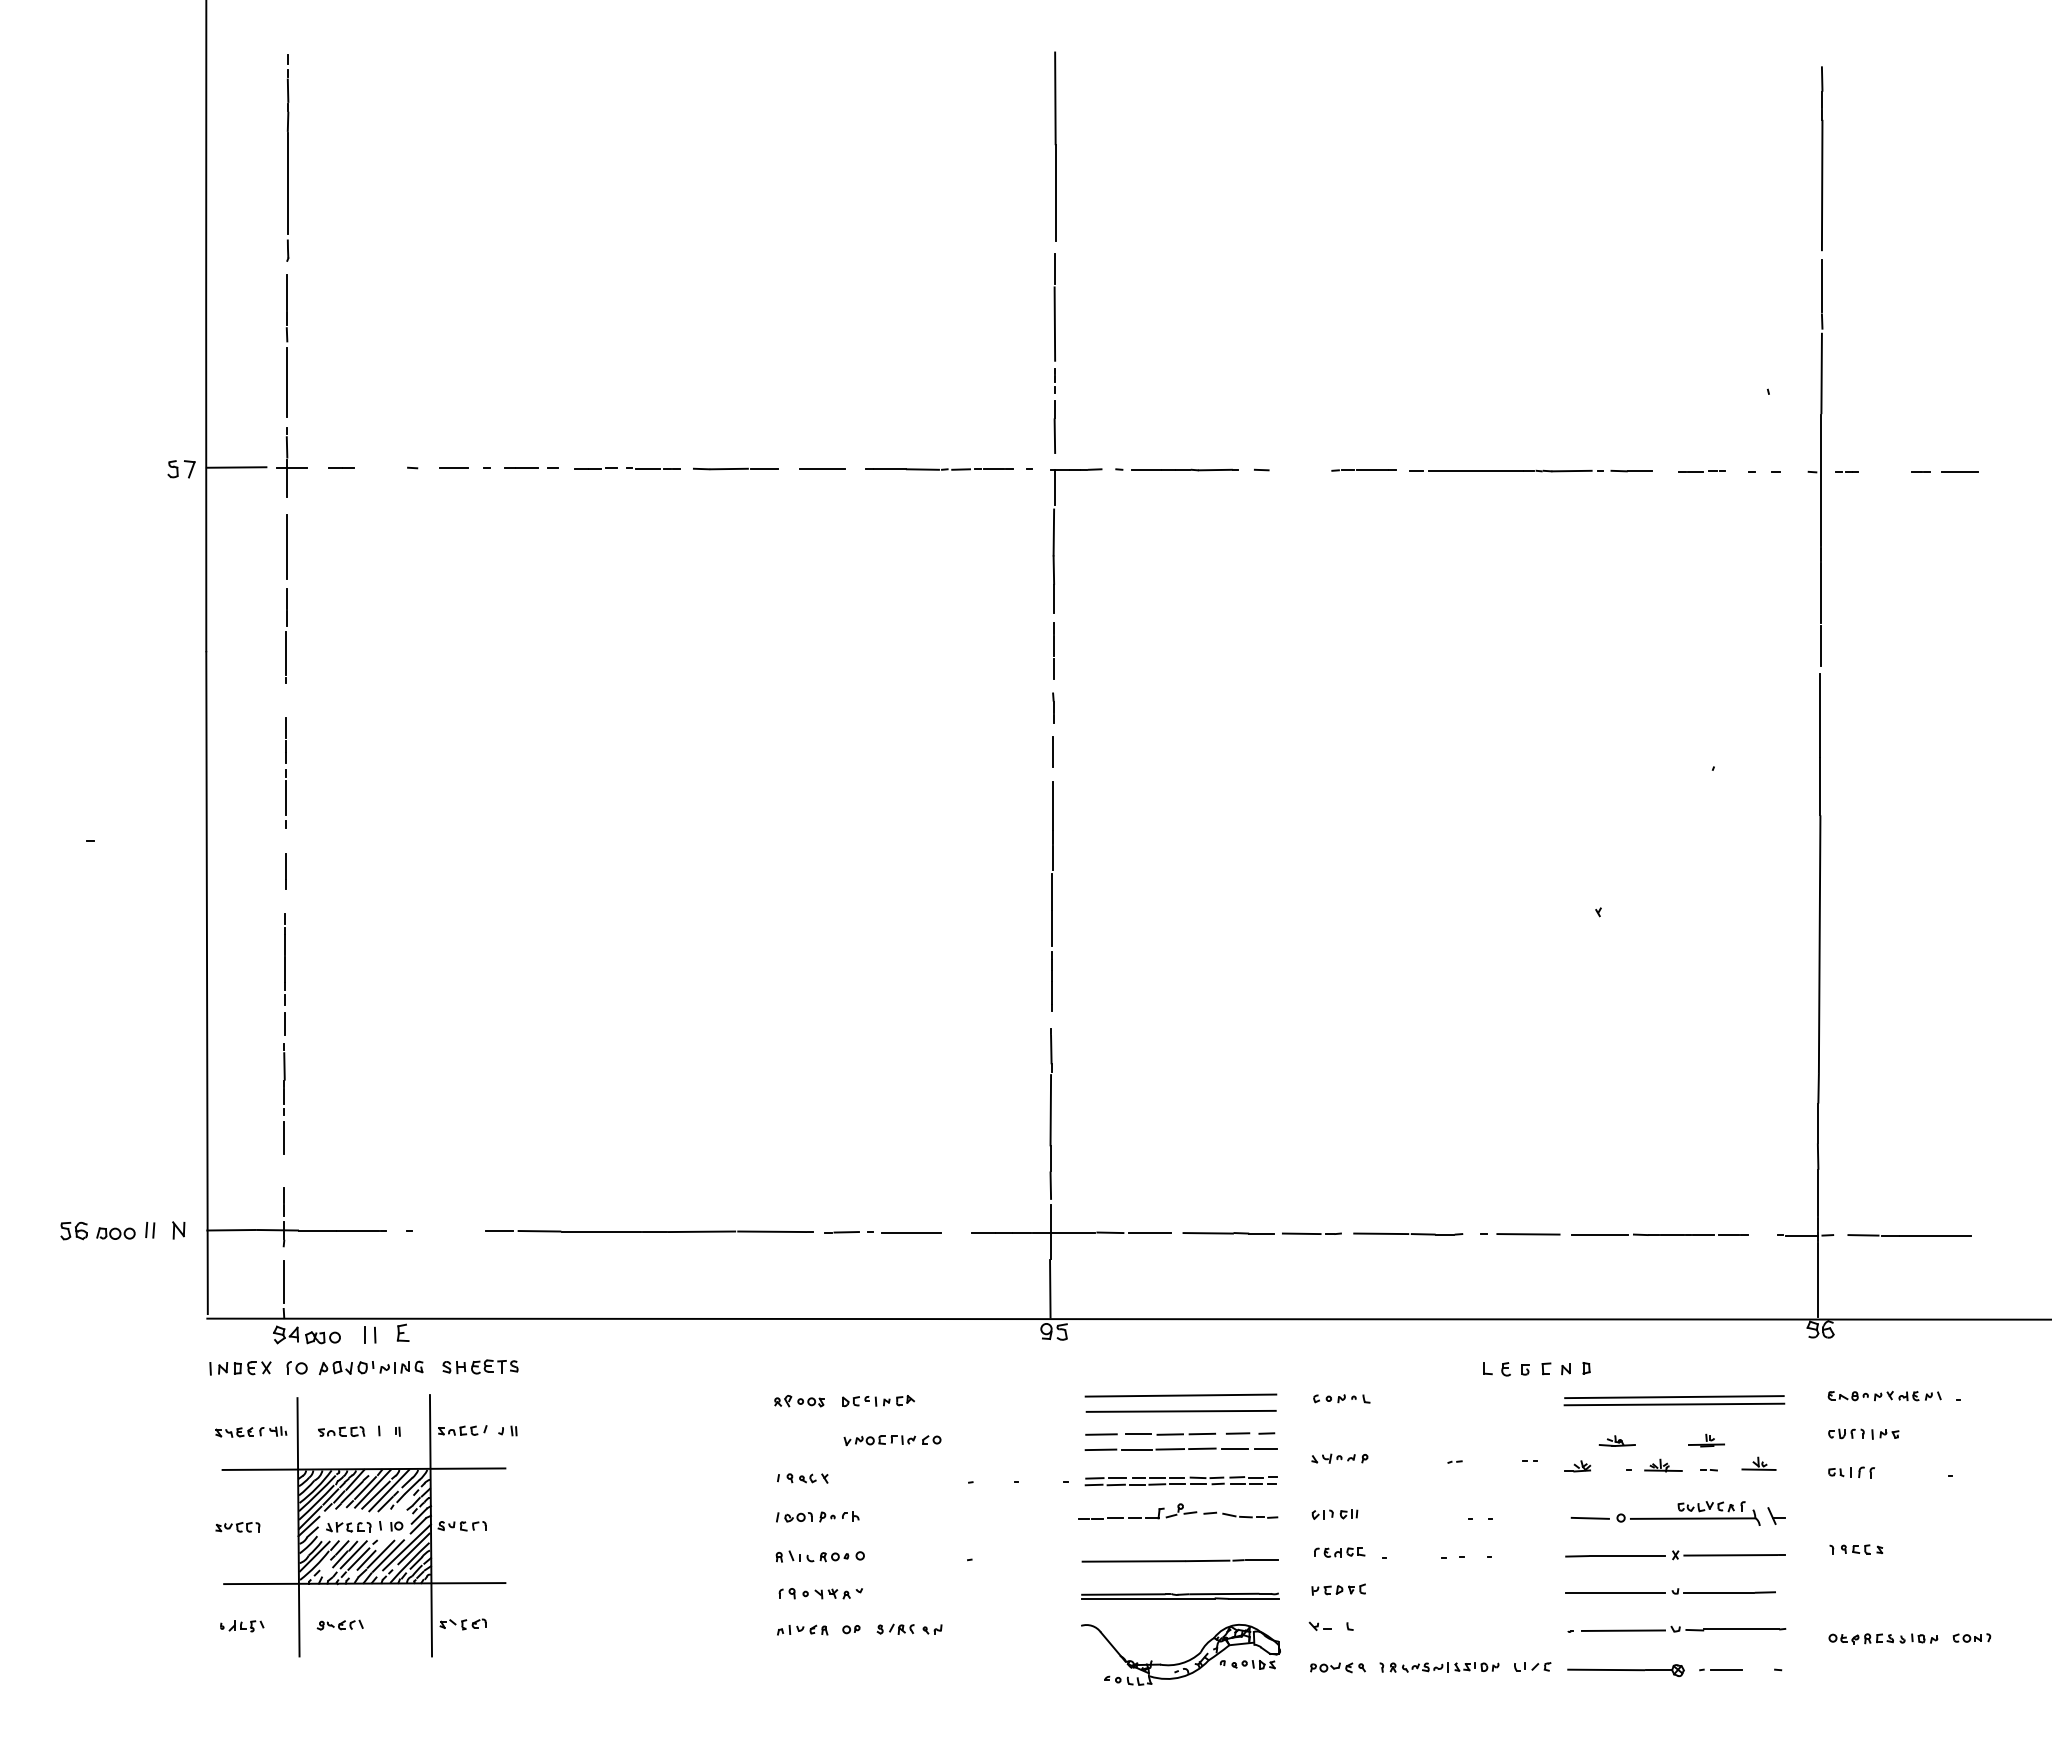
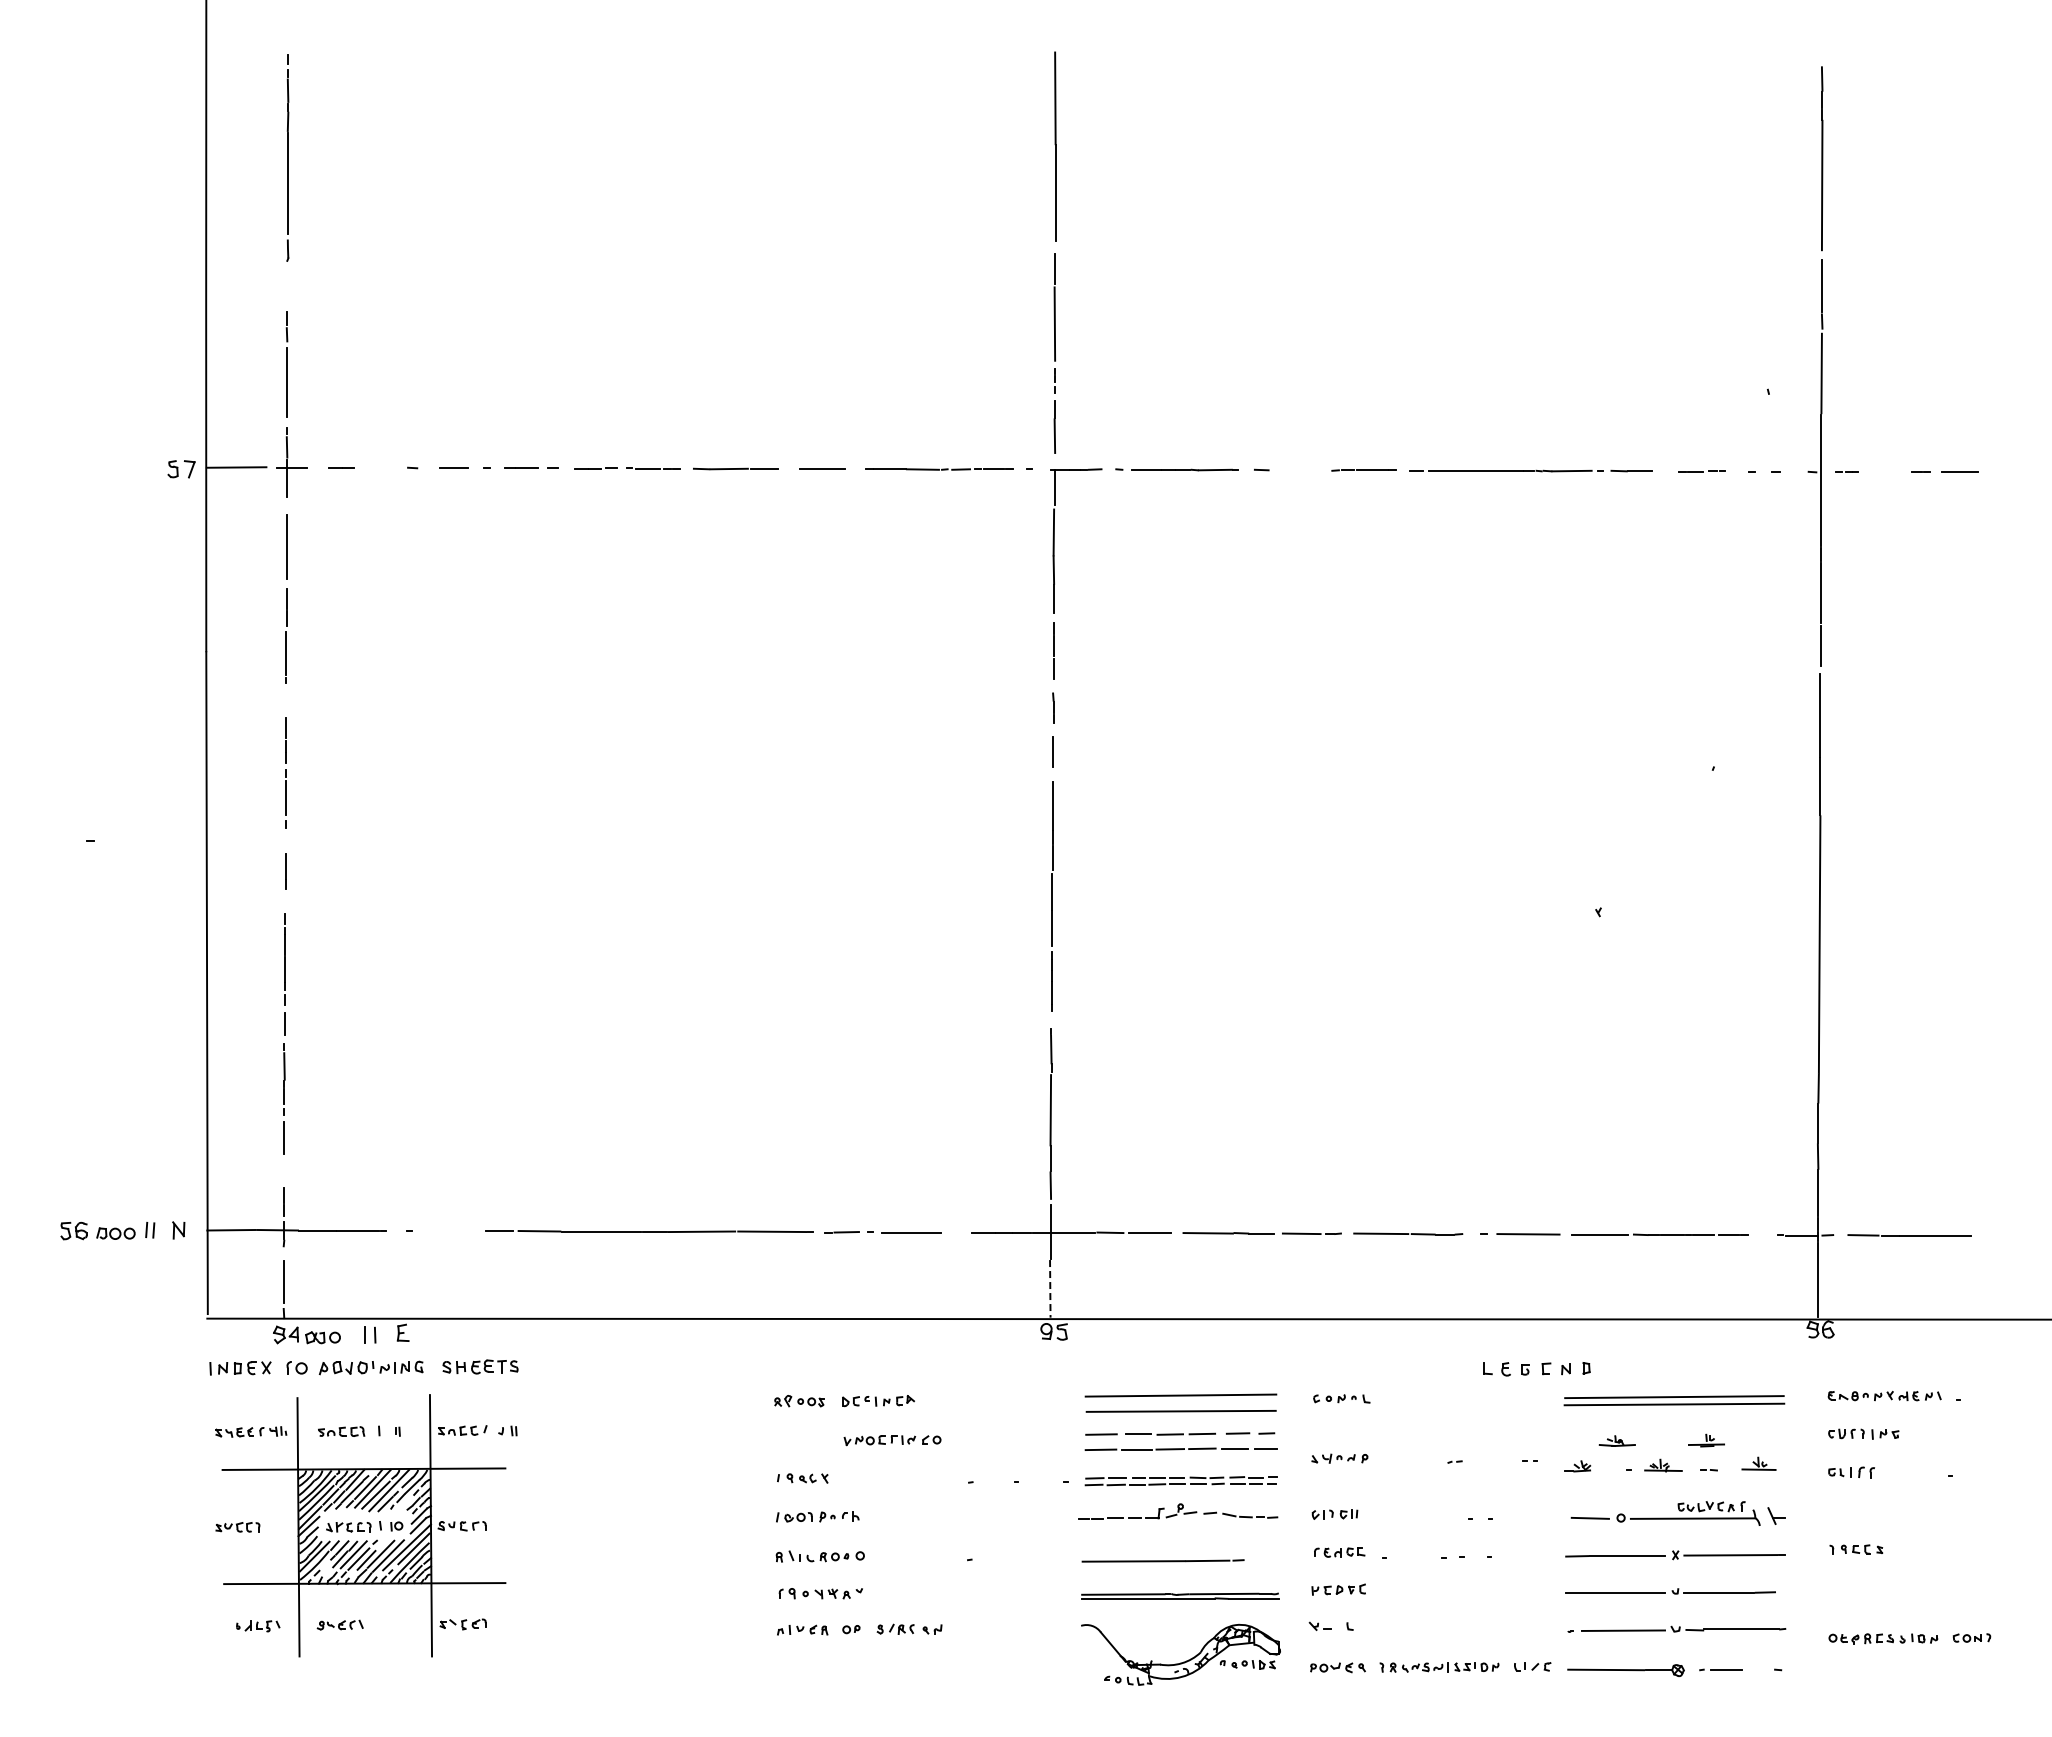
line: present -> none (287, 292)
line: solid -> dashed (1050, 1288)
line: present -> none (1262, 1560)
part position: (242, 1626) -> (258, 1626) (258, 1626)
